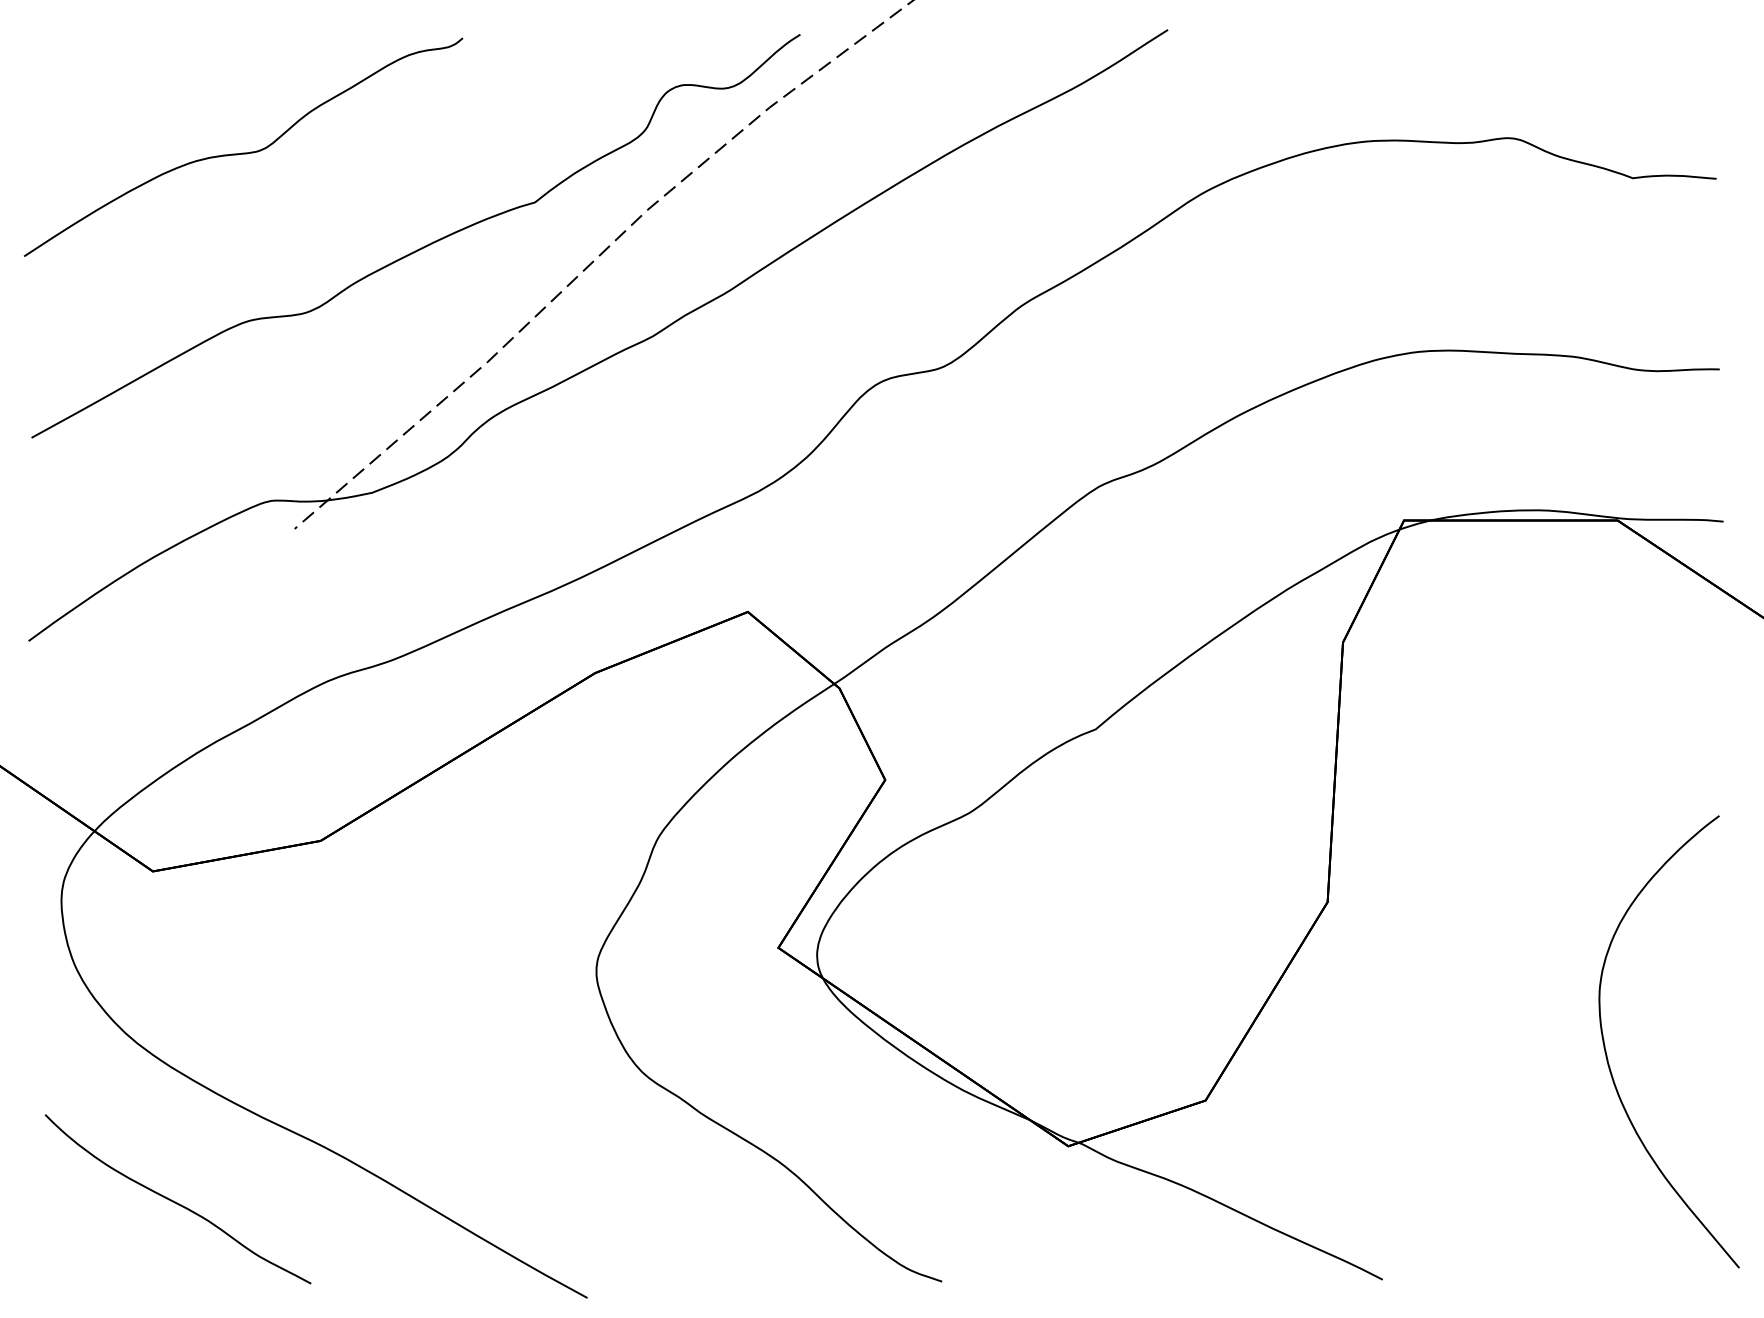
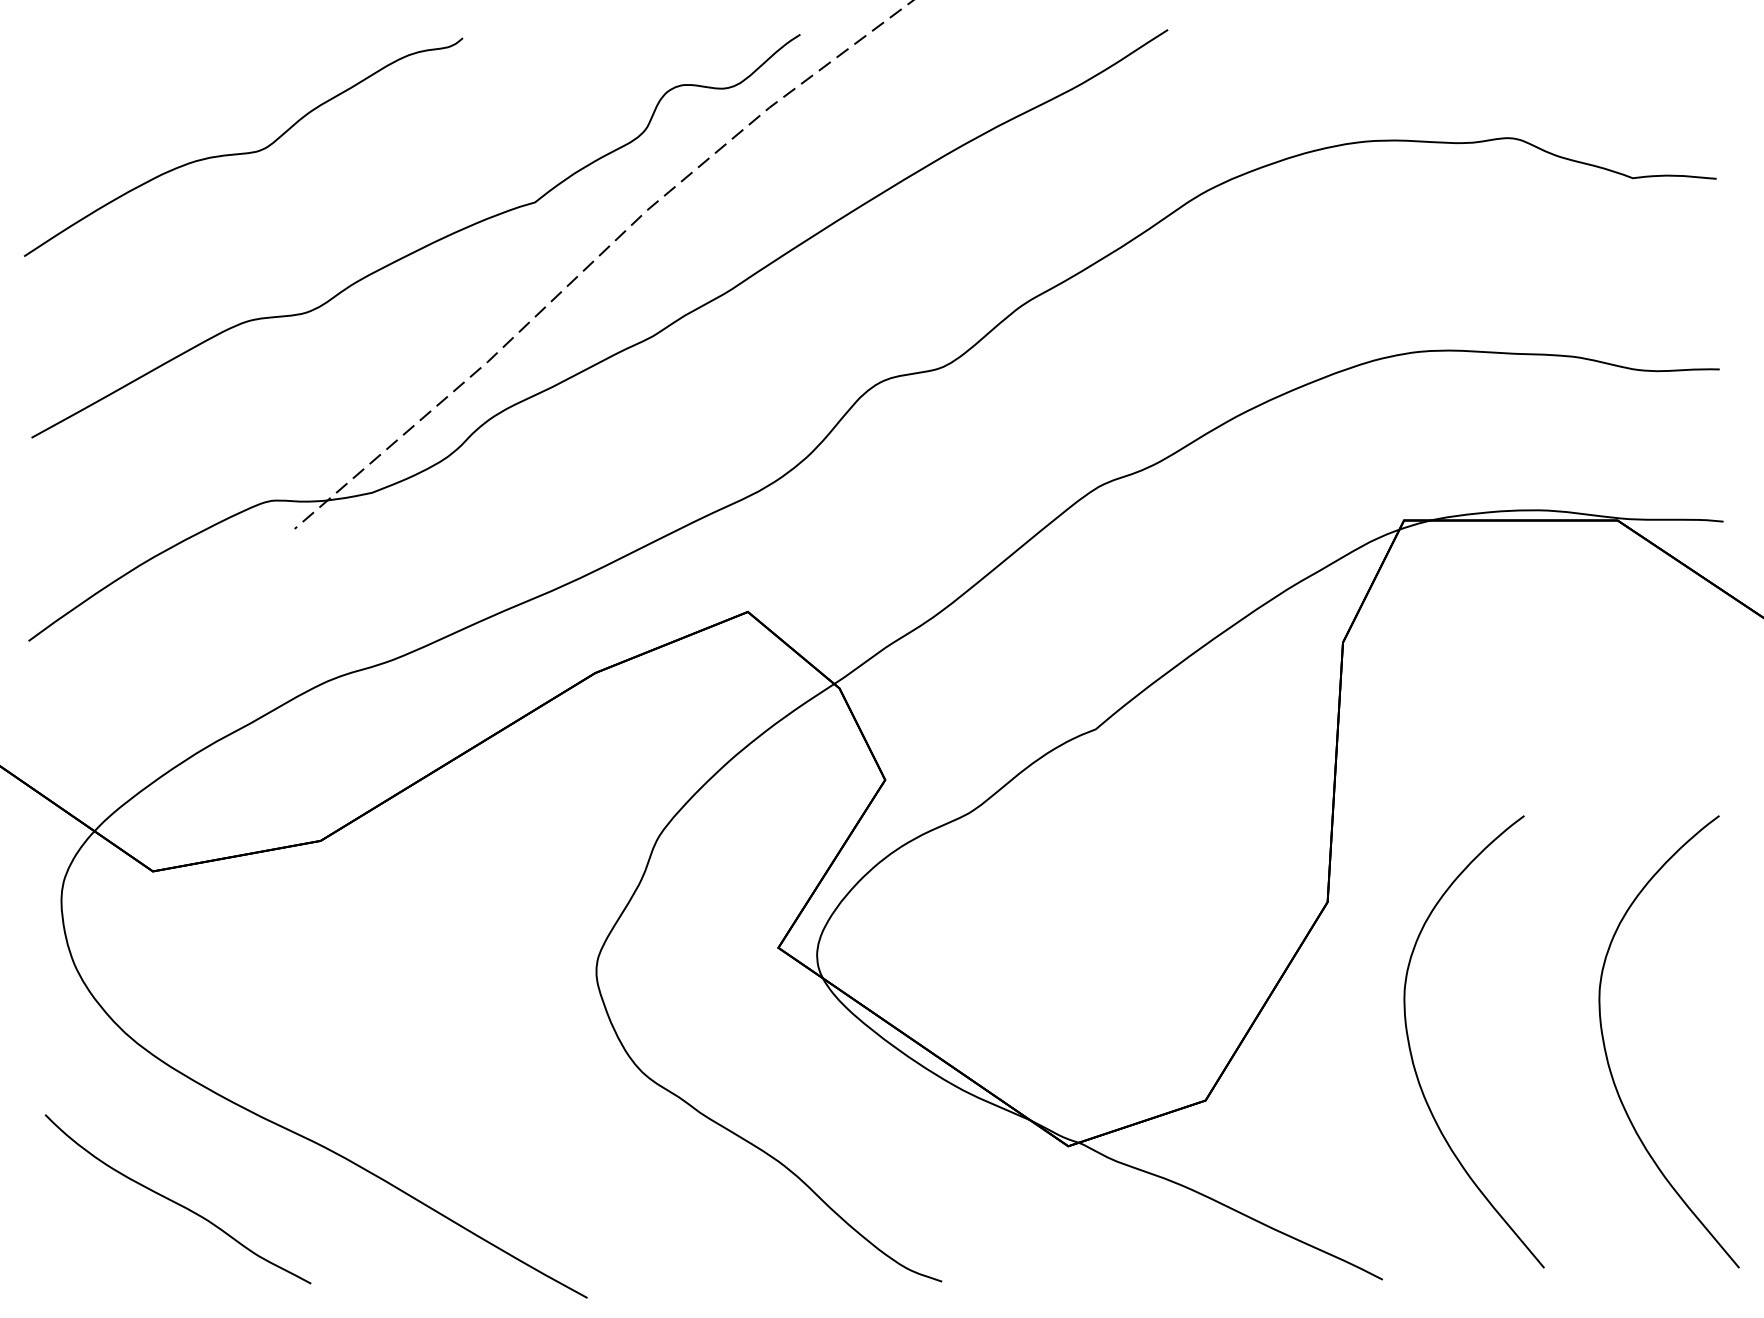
part: none -> present (1412, 1054)
